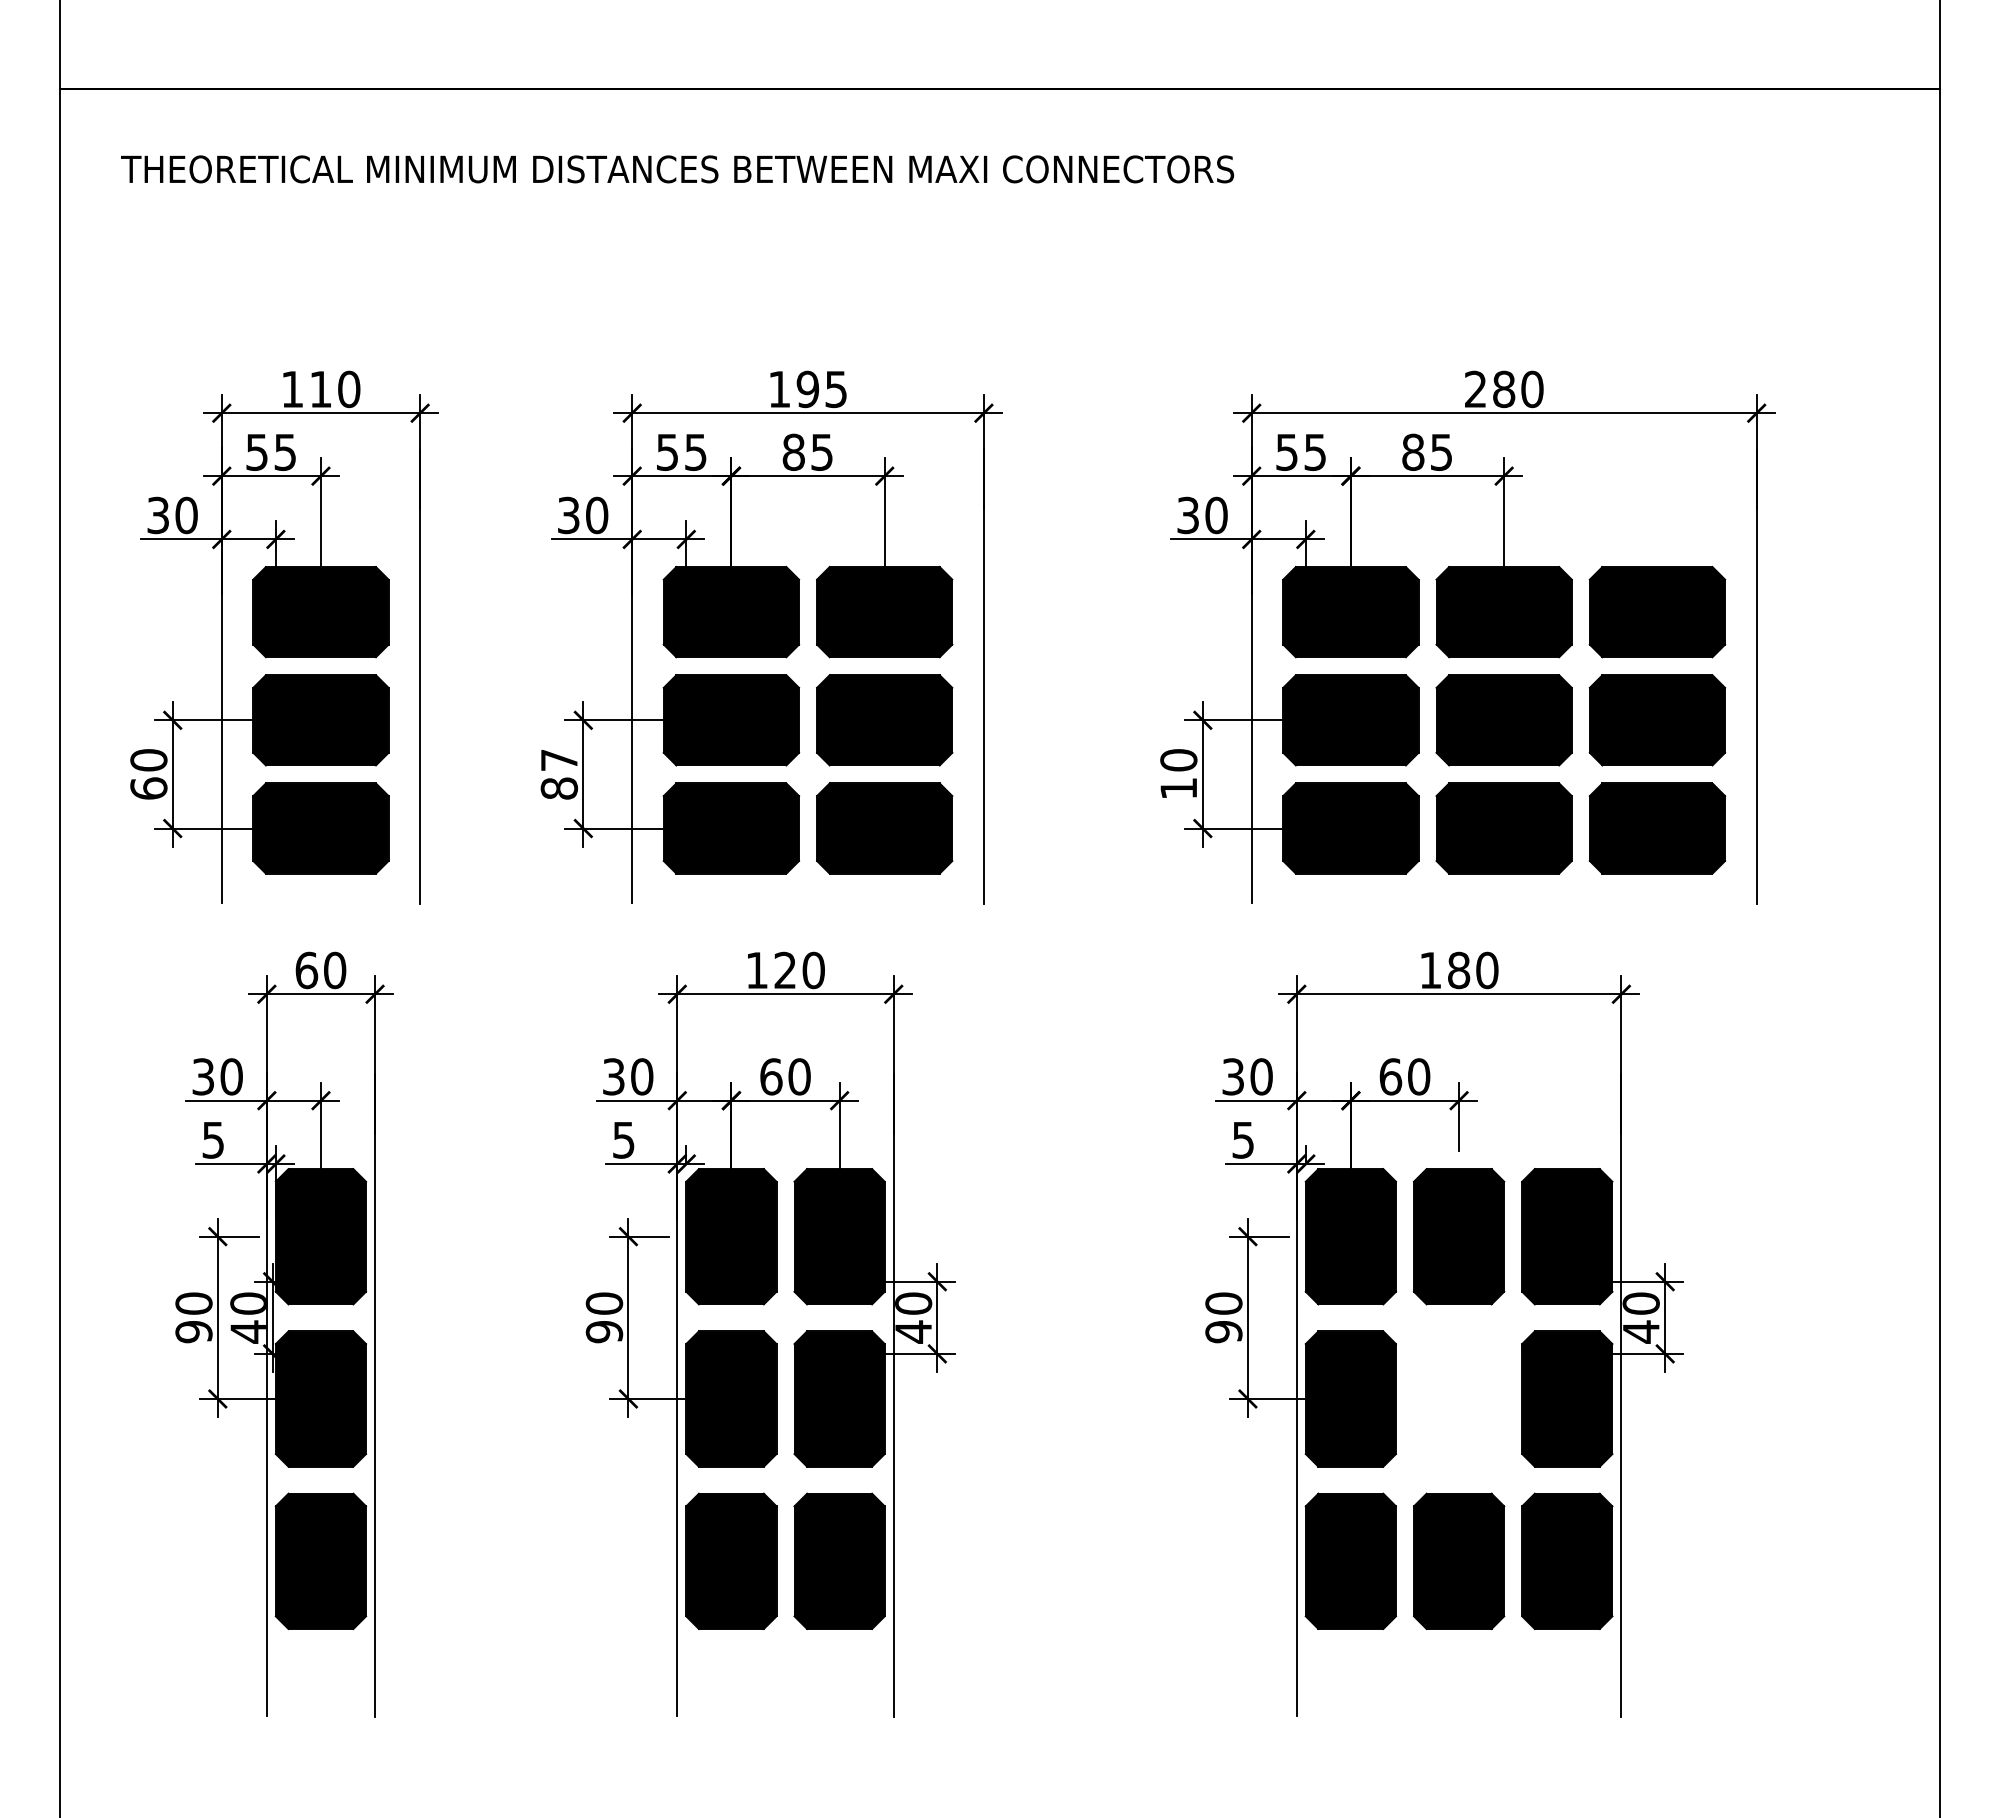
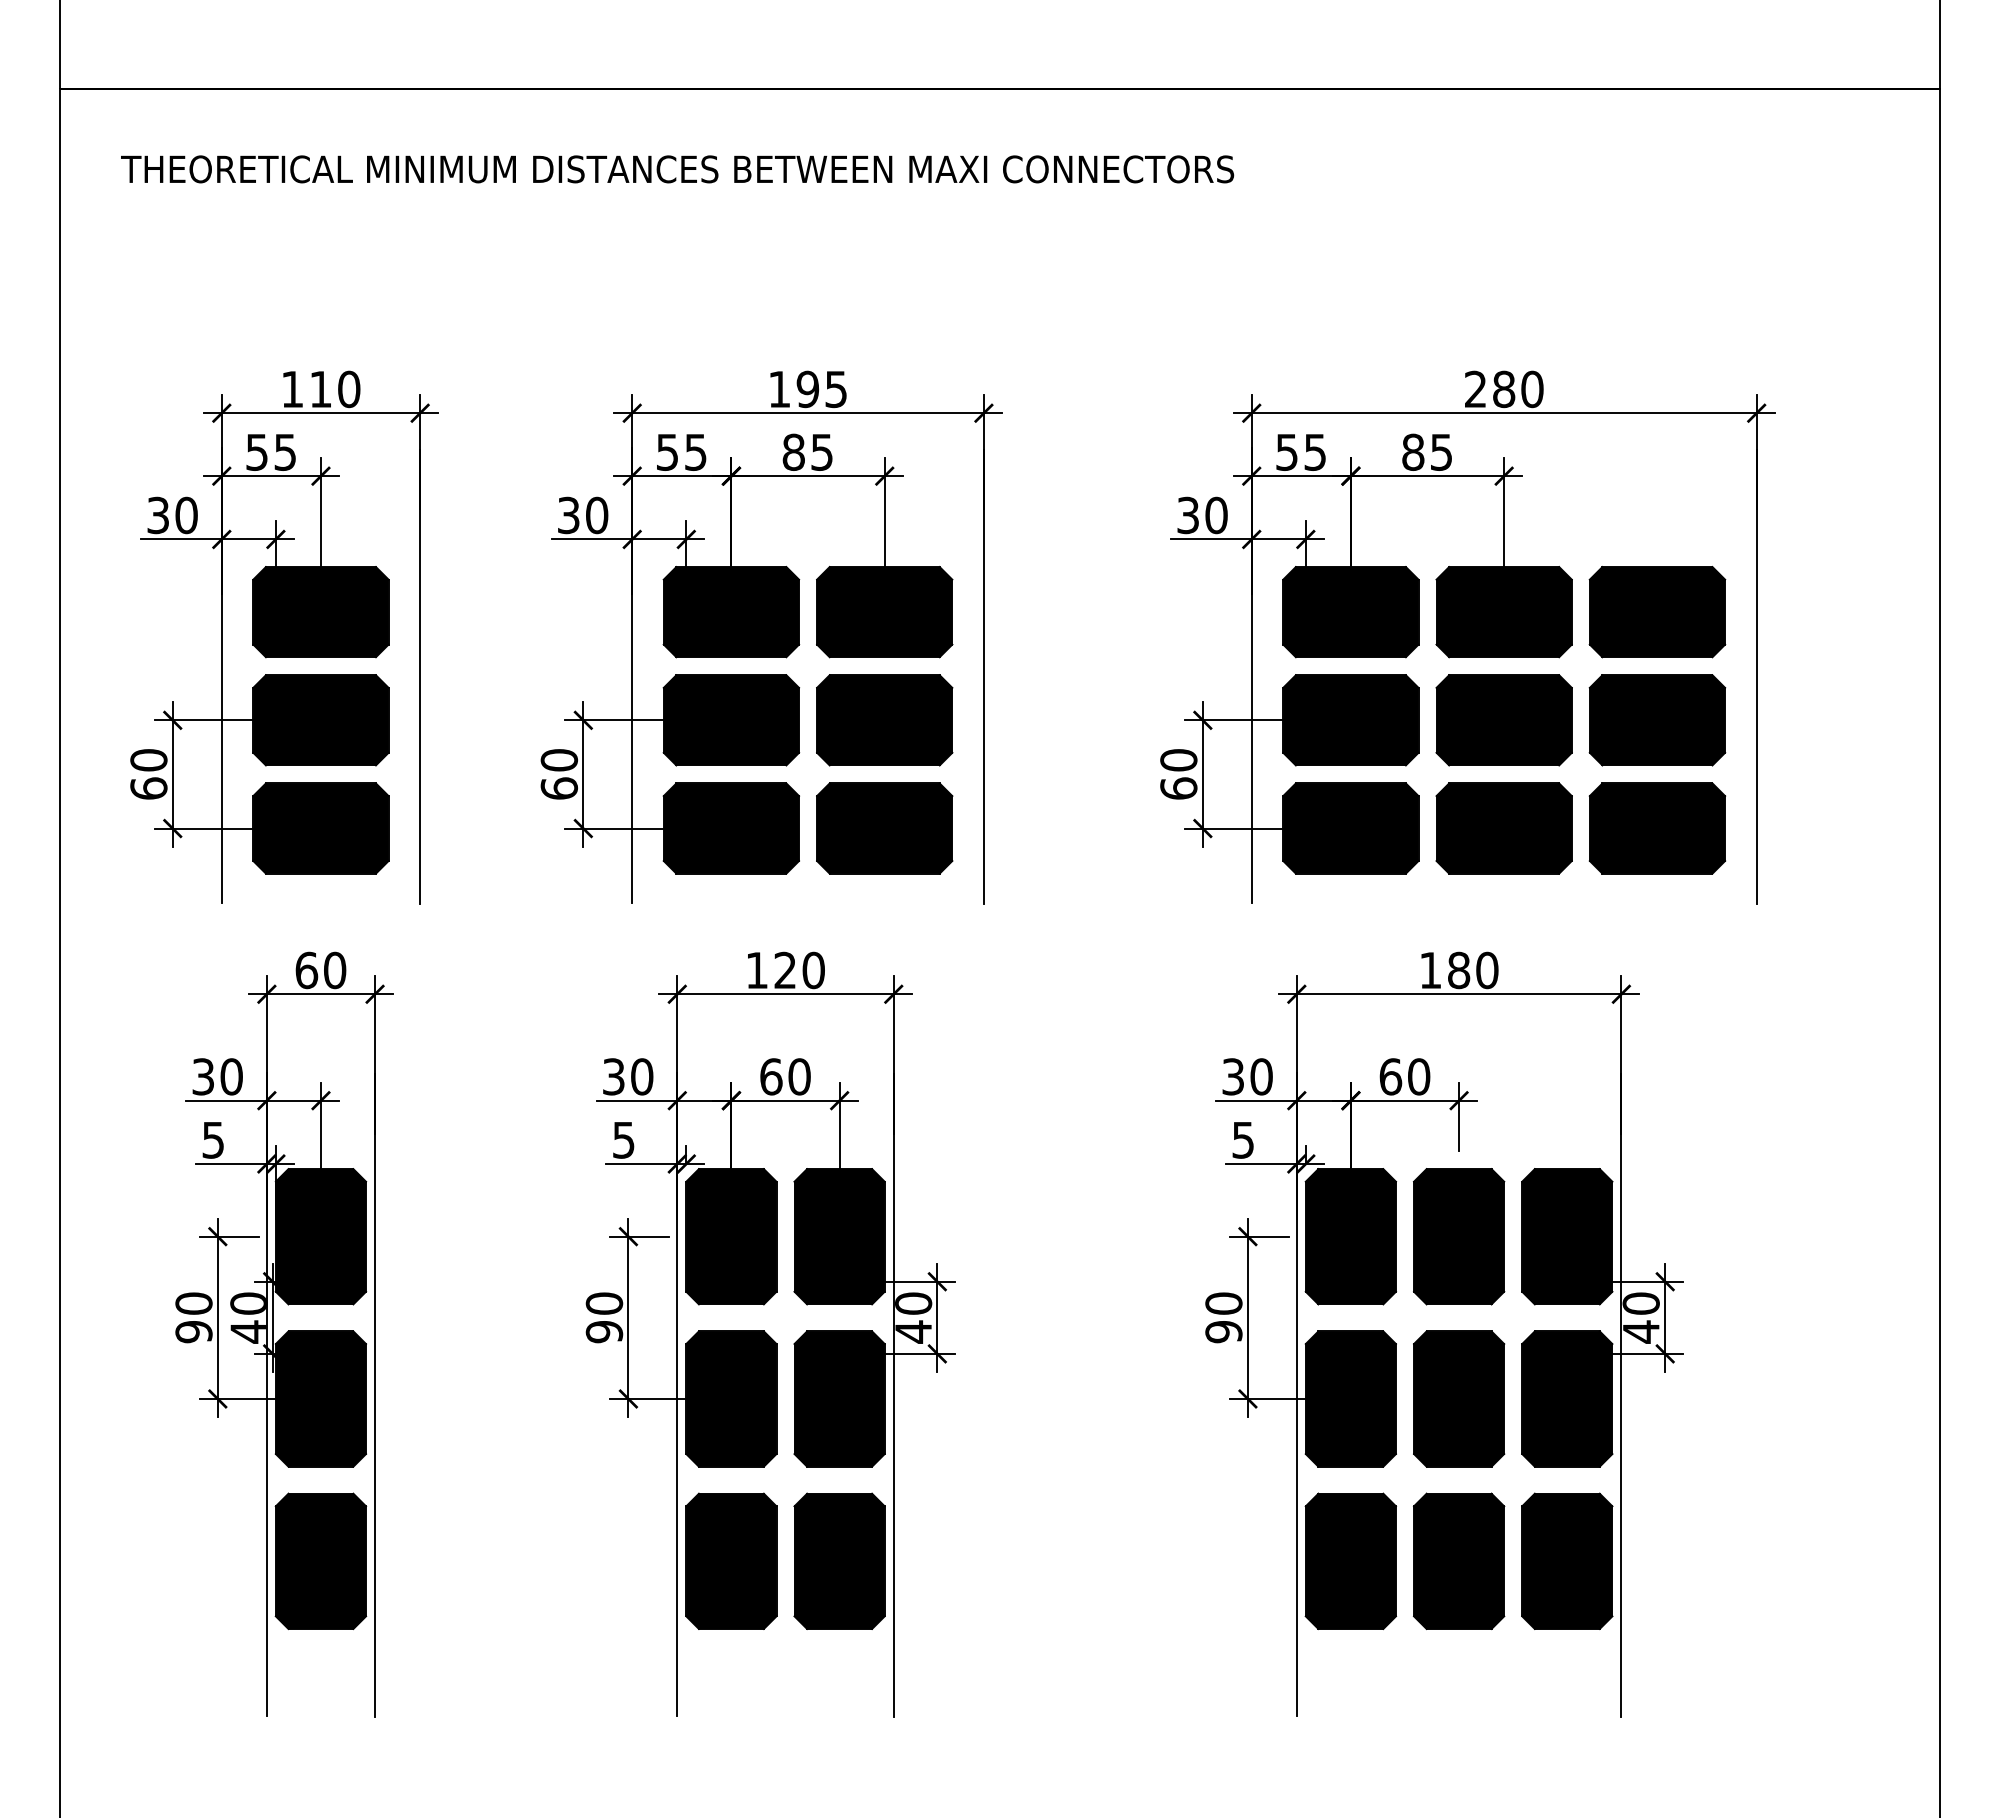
text: 87 -> 60 (559, 774)
text: 10 -> 60 (1178, 788)
part: none -> present (1459, 1398)
